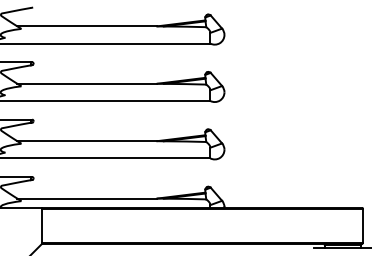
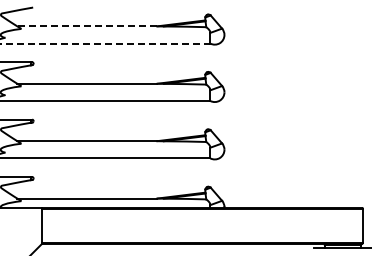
line: solid -> dashed (87, 26)
line: solid -> dashed (105, 43)
